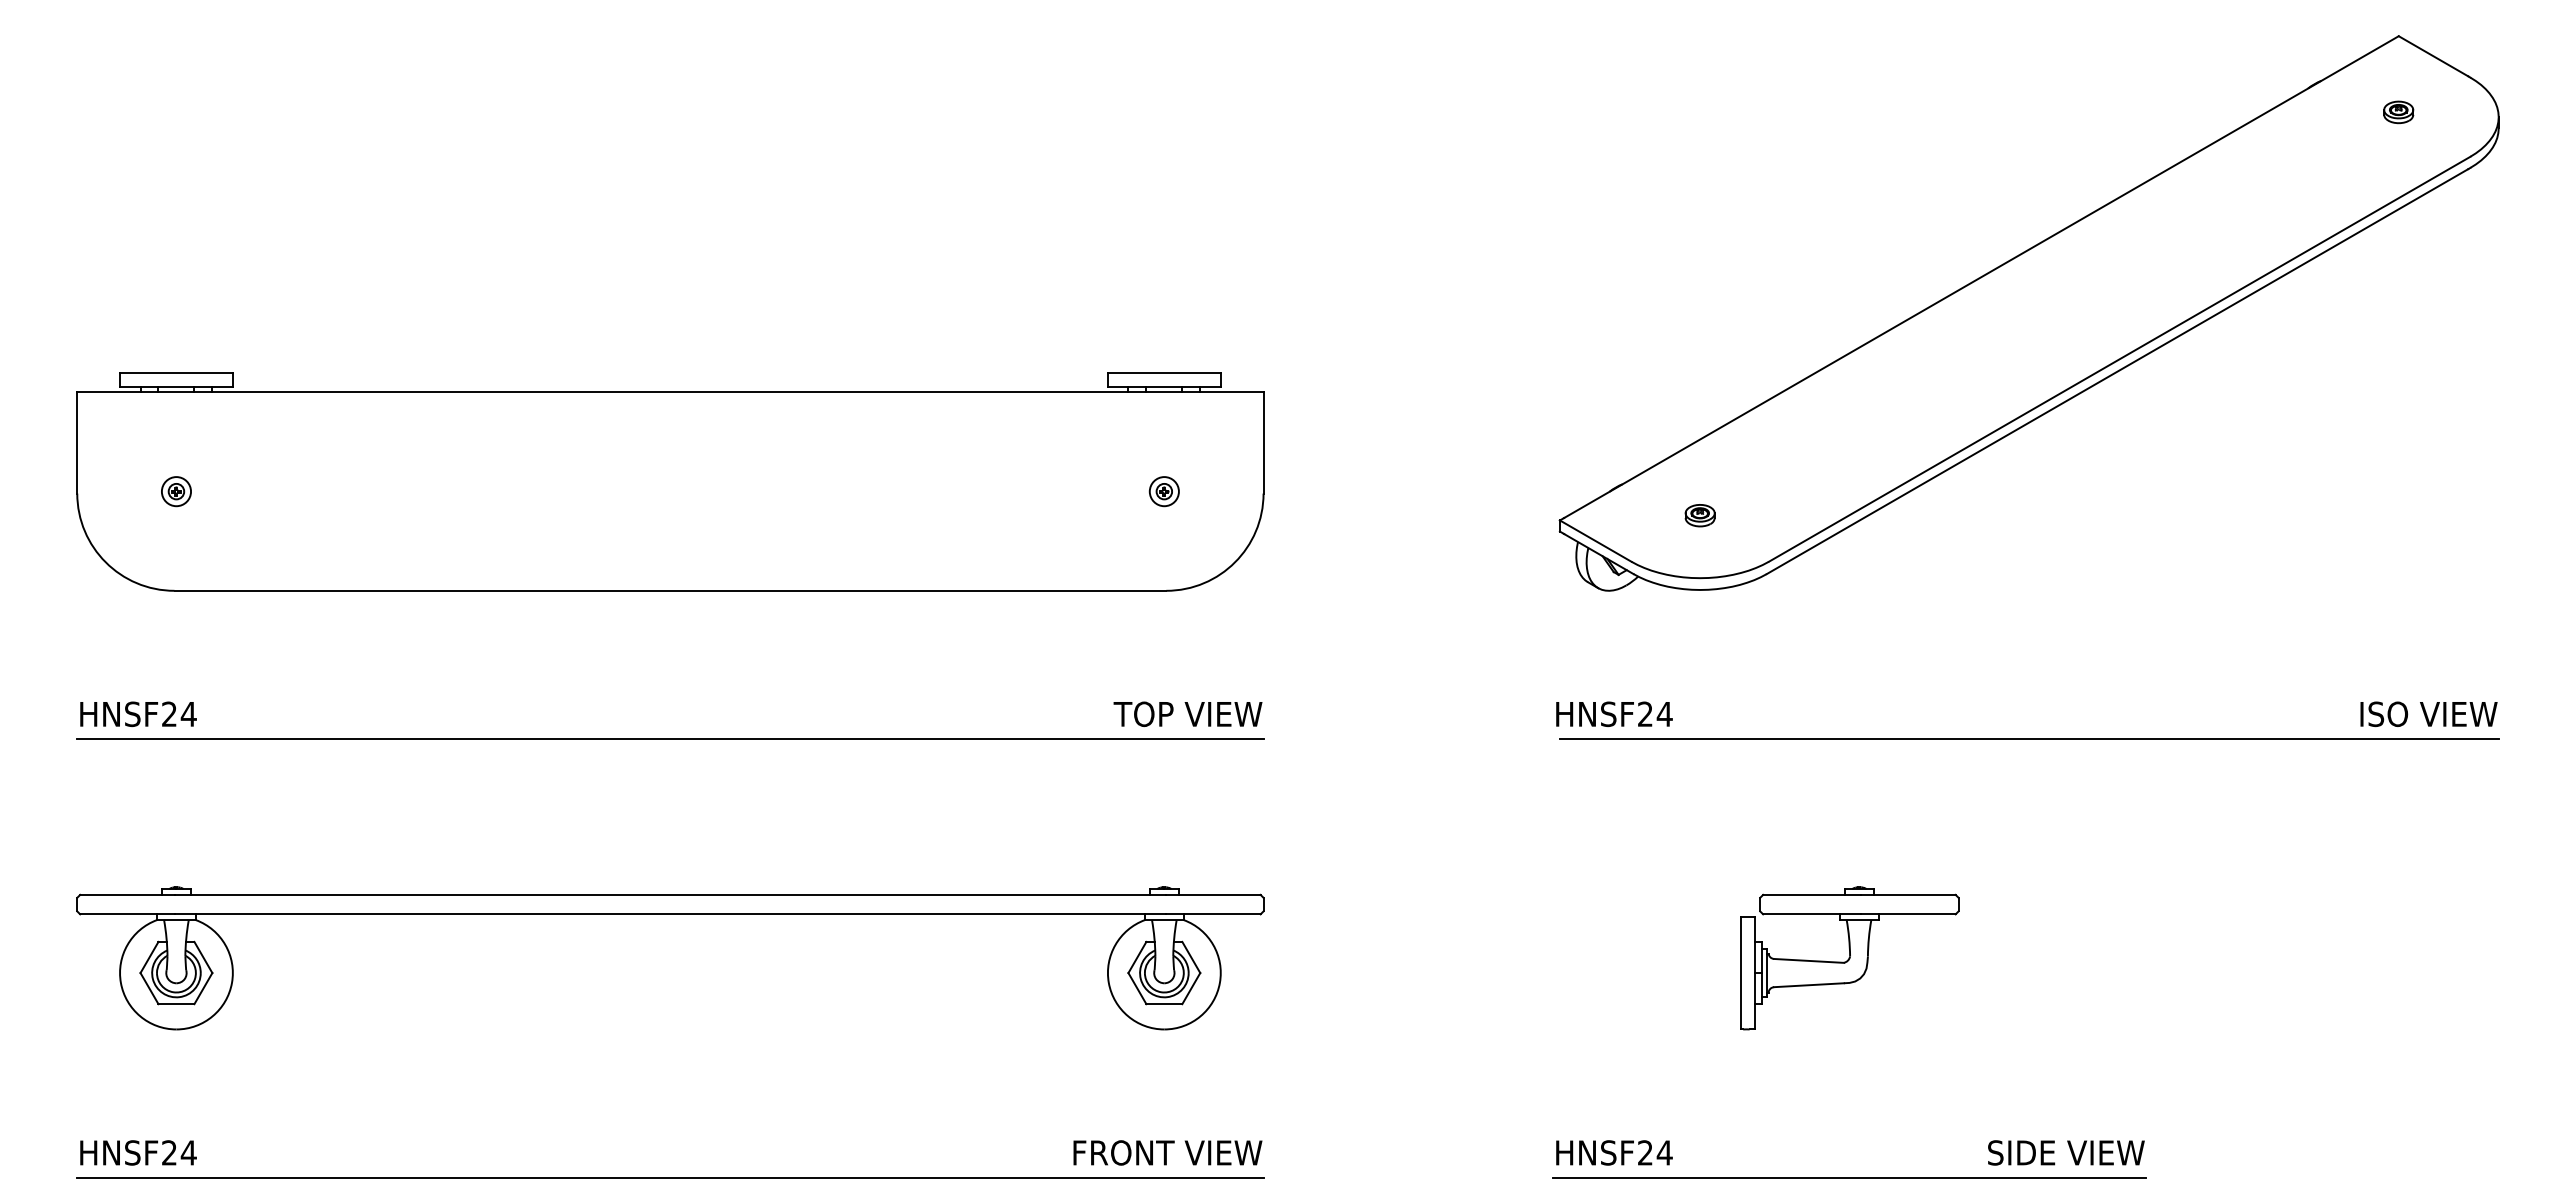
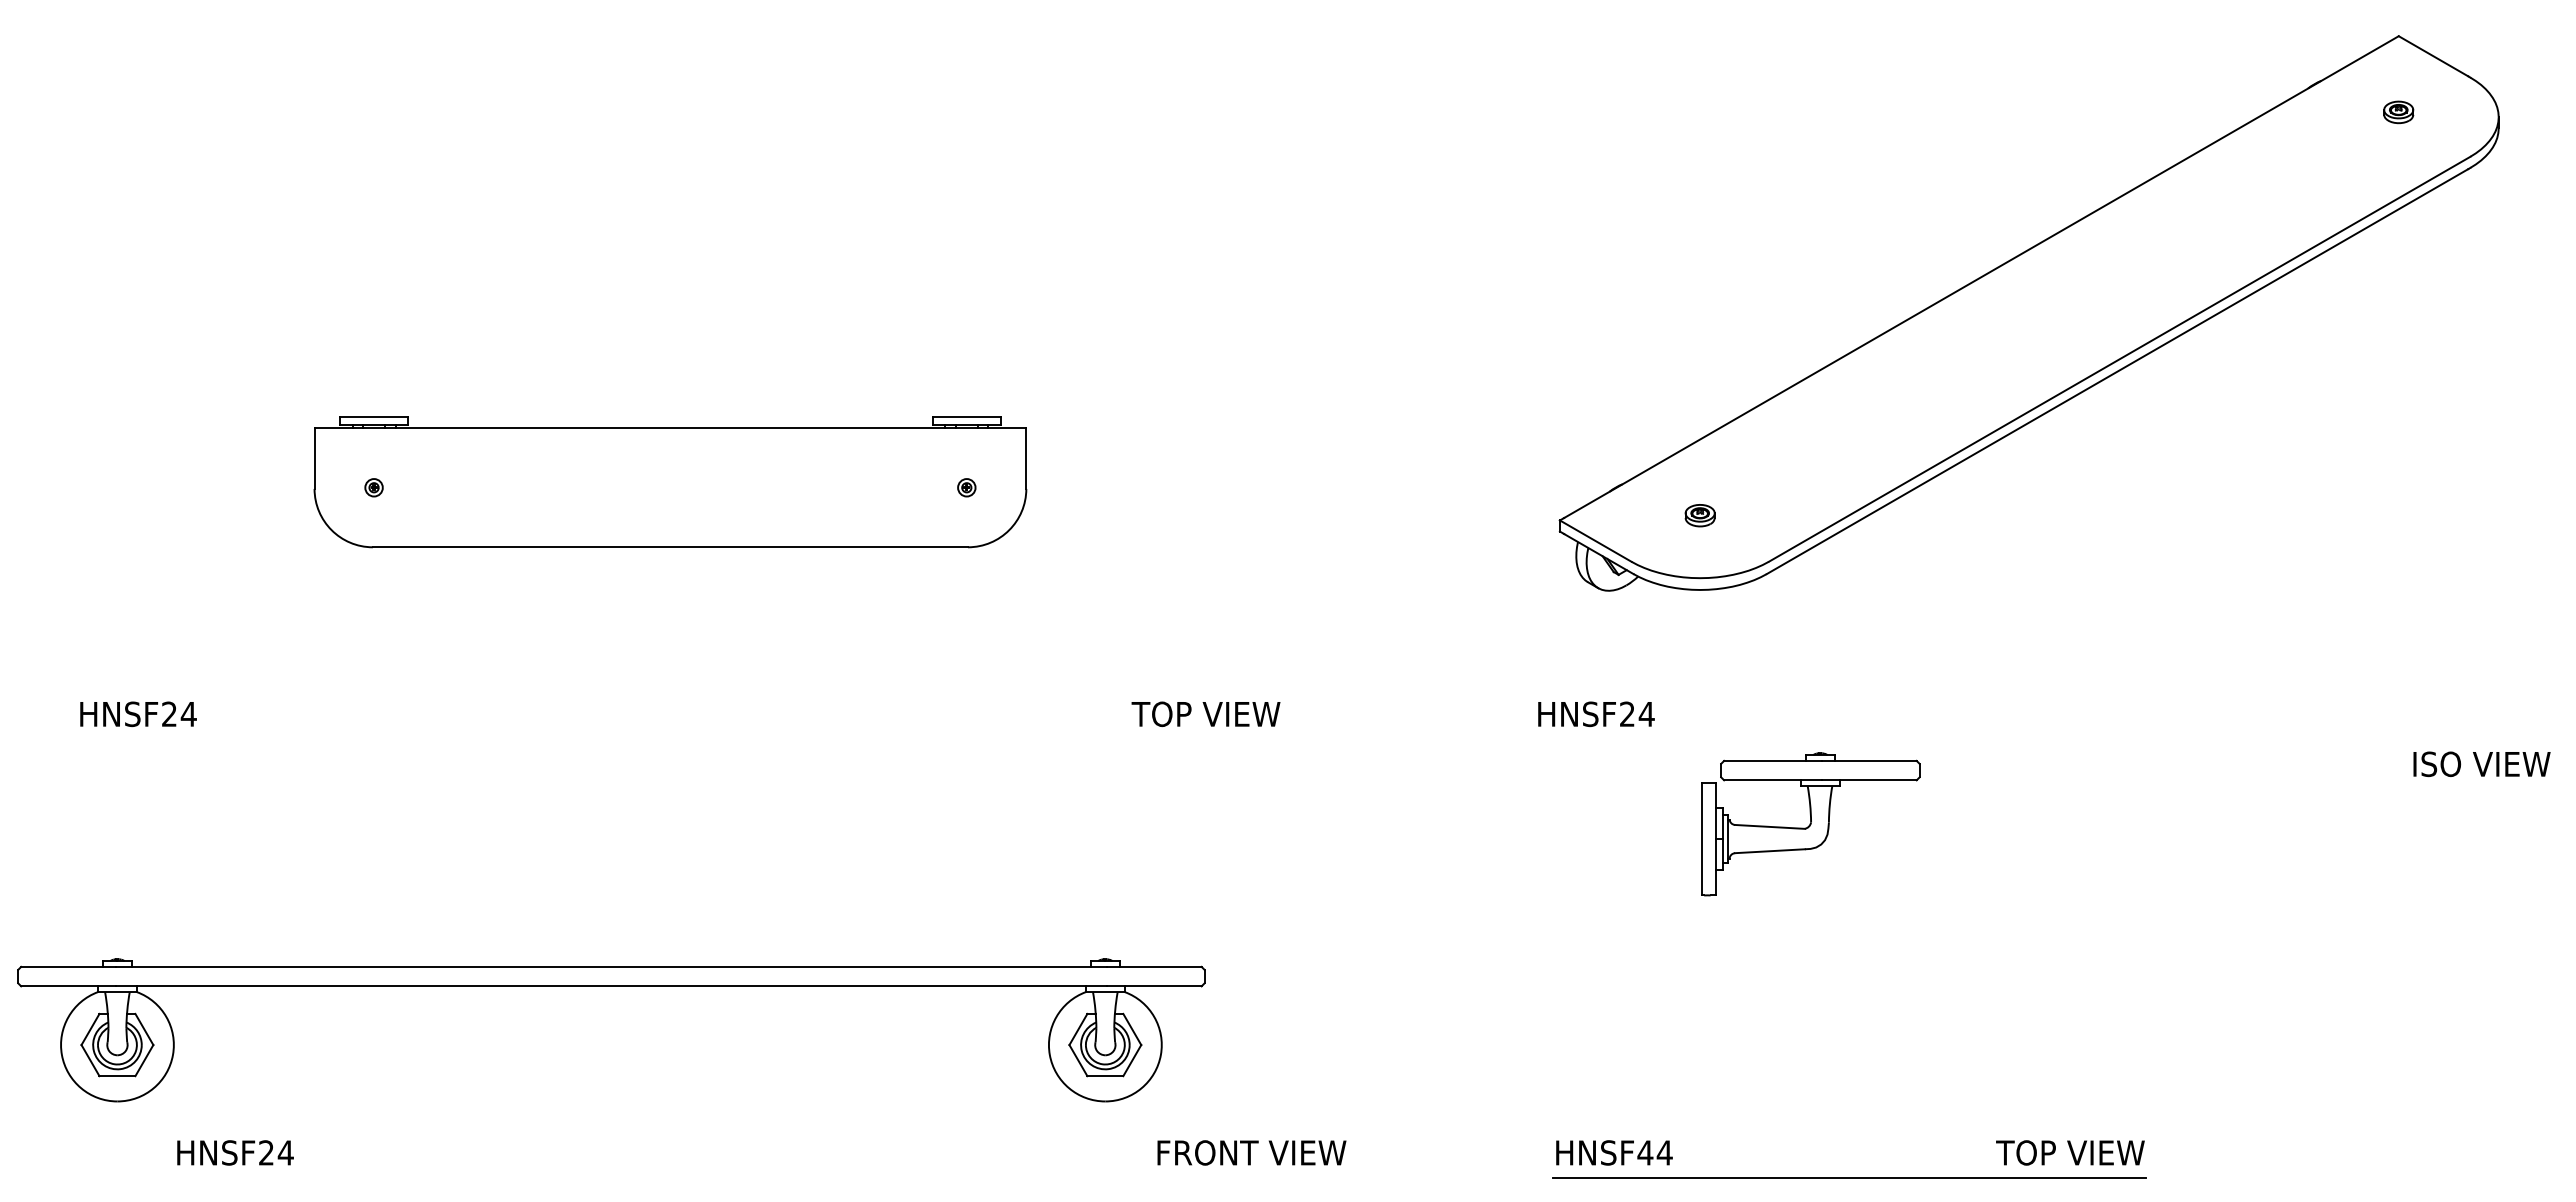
part size: 1189x220 px -> 715x133 px (670, 482)
text position: (1187, 713) -> (1205, 713) (1205, 713)
text position: (1614, 713) -> (1596, 713) (1596, 713)
text position: (2428, 714) -> (2481, 764) (2481, 764)
line: present -> none (670, 739)
line: present -> none (2028, 739)
part position: (670, 914) -> (611, 986) (611, 986)
part position: (1849, 958) -> (1810, 824) (1810, 824)
text position: (138, 1152) -> (235, 1152) (235, 1152)
text position: (1167, 1152) -> (1251, 1152) (1251, 1152)
text: HNSF24 -> HNSF44 (1645, 1152)
text: SIDE VIEW -> TOP VIEW (2021, 1152)
line: present -> none (670, 1177)
